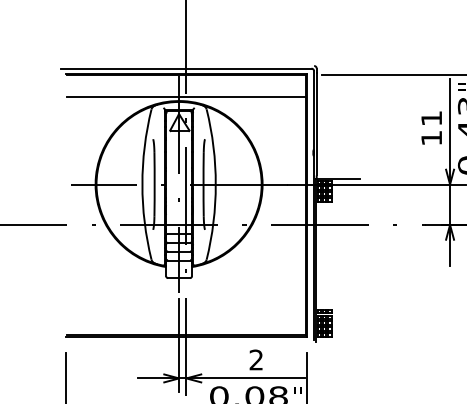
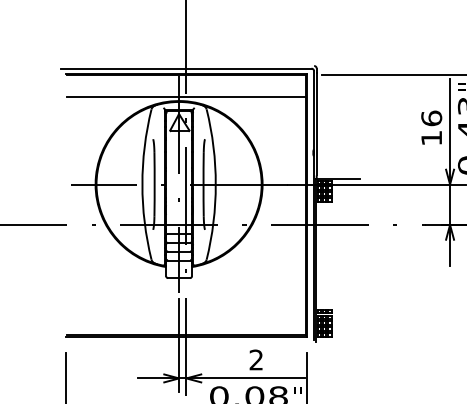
text: 11 -> 16 (431, 118)
